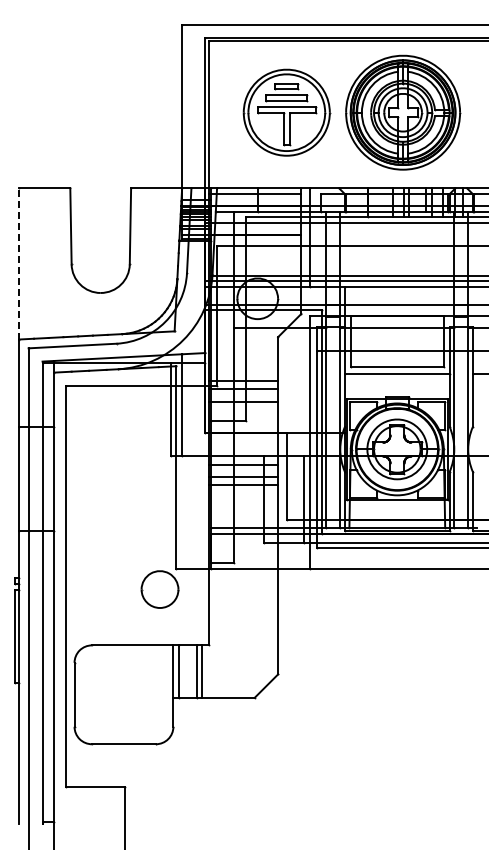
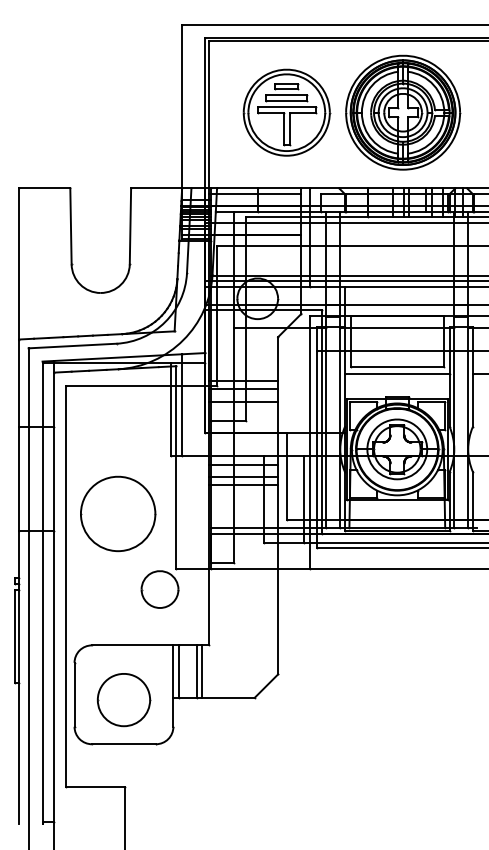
line: dashed -> solid (19, 263)
part: none -> present (118, 513)
part: none -> present (123, 700)
